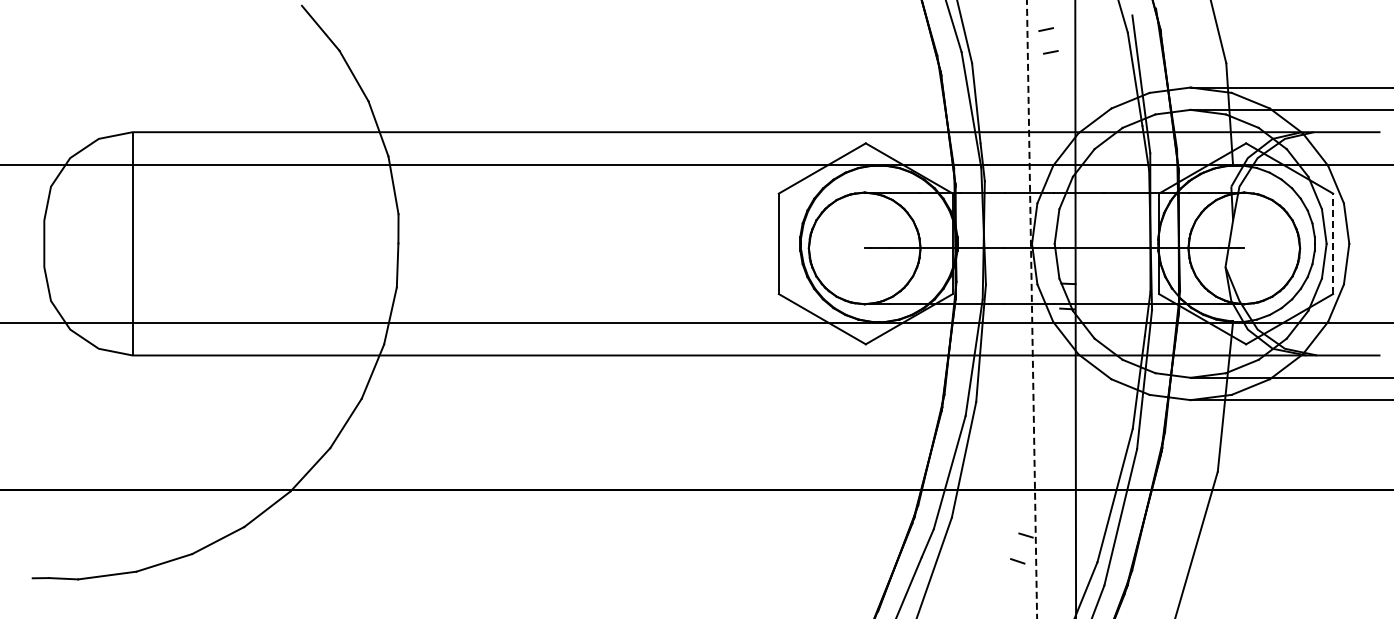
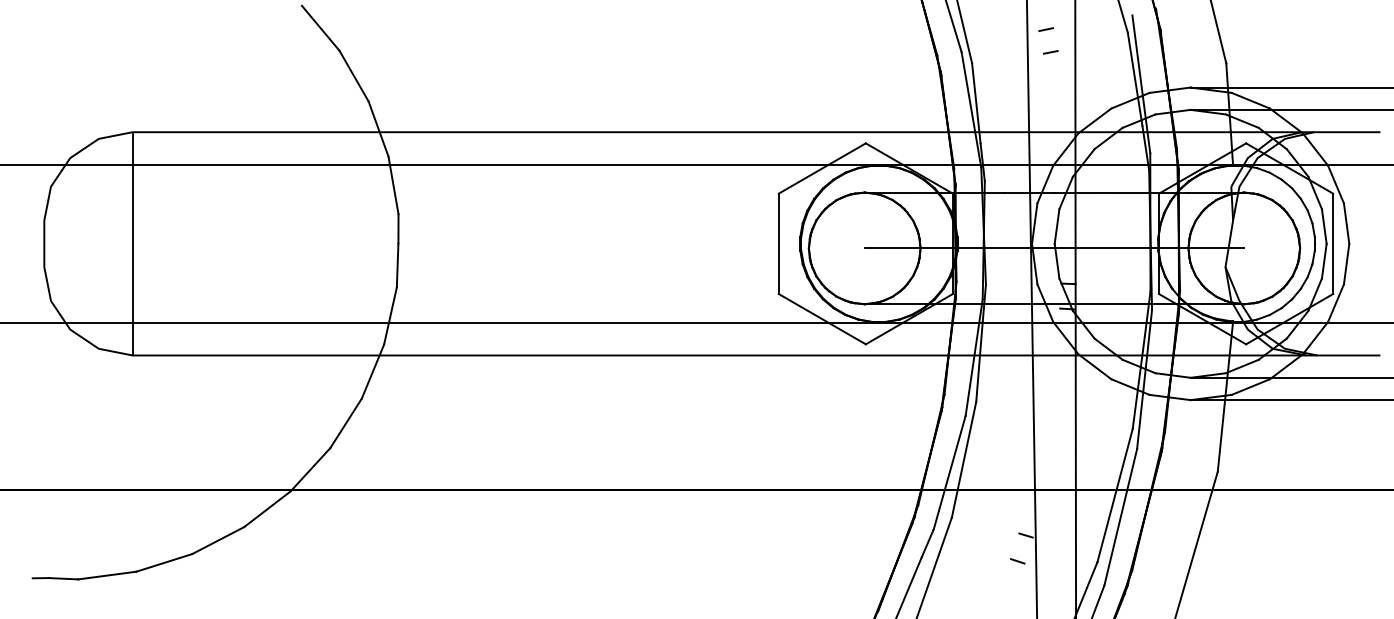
line: dashed -> solid (1333, 243)
line: dashed -> solid (1032, 308)
